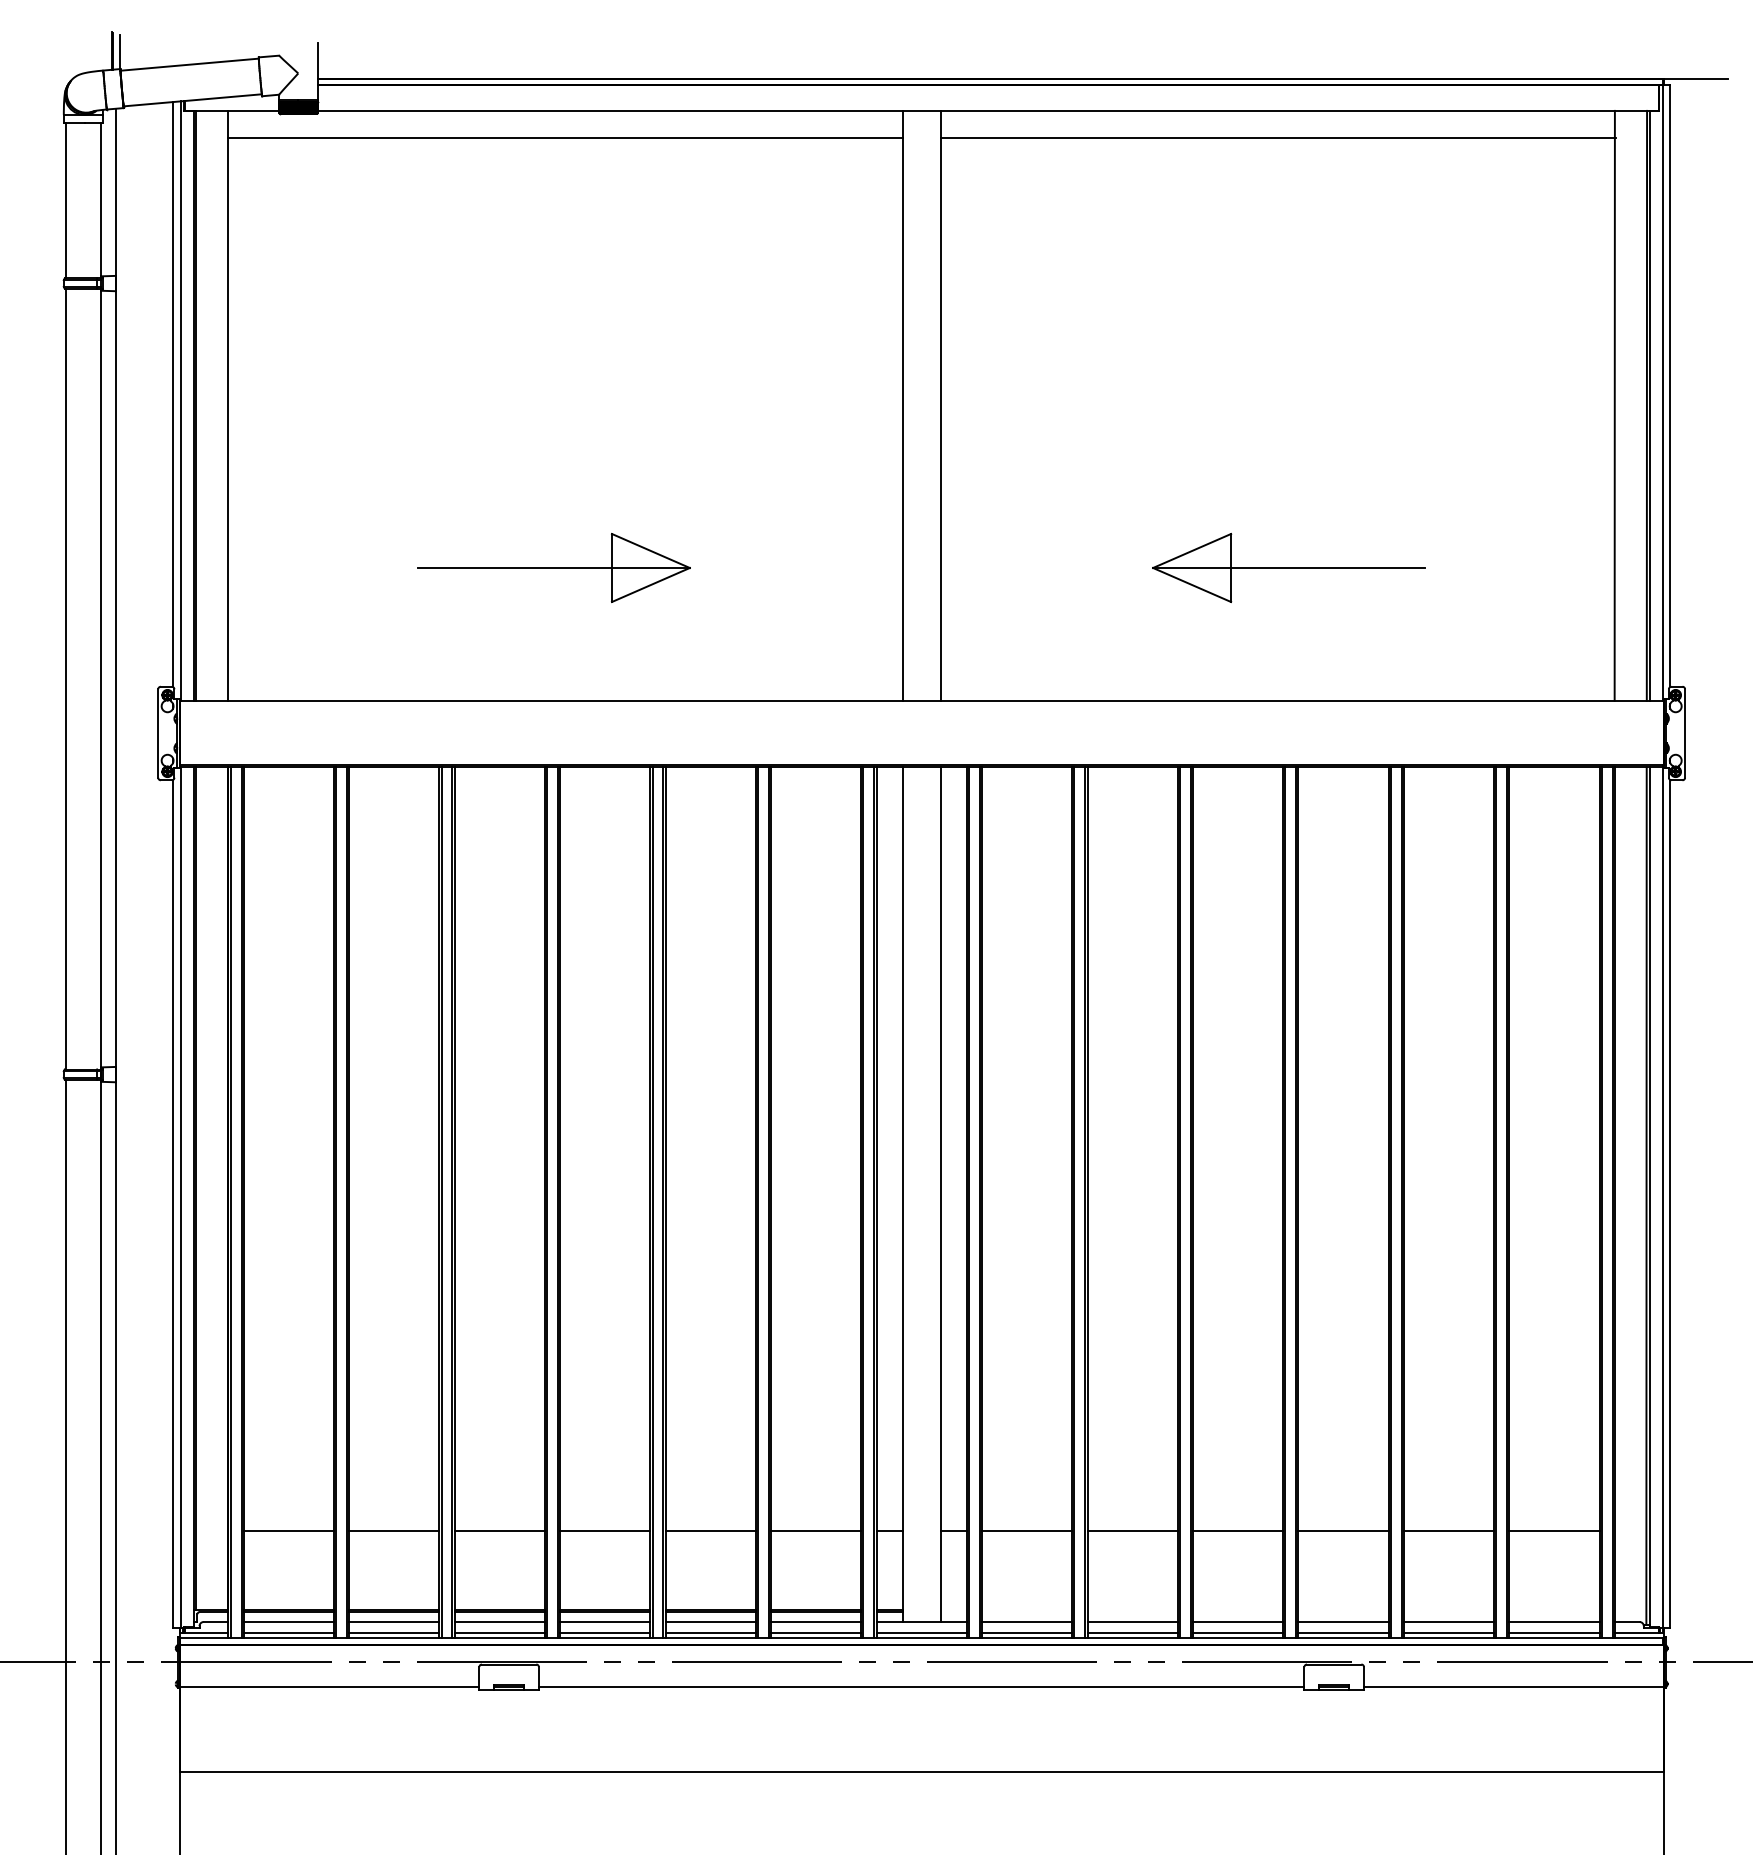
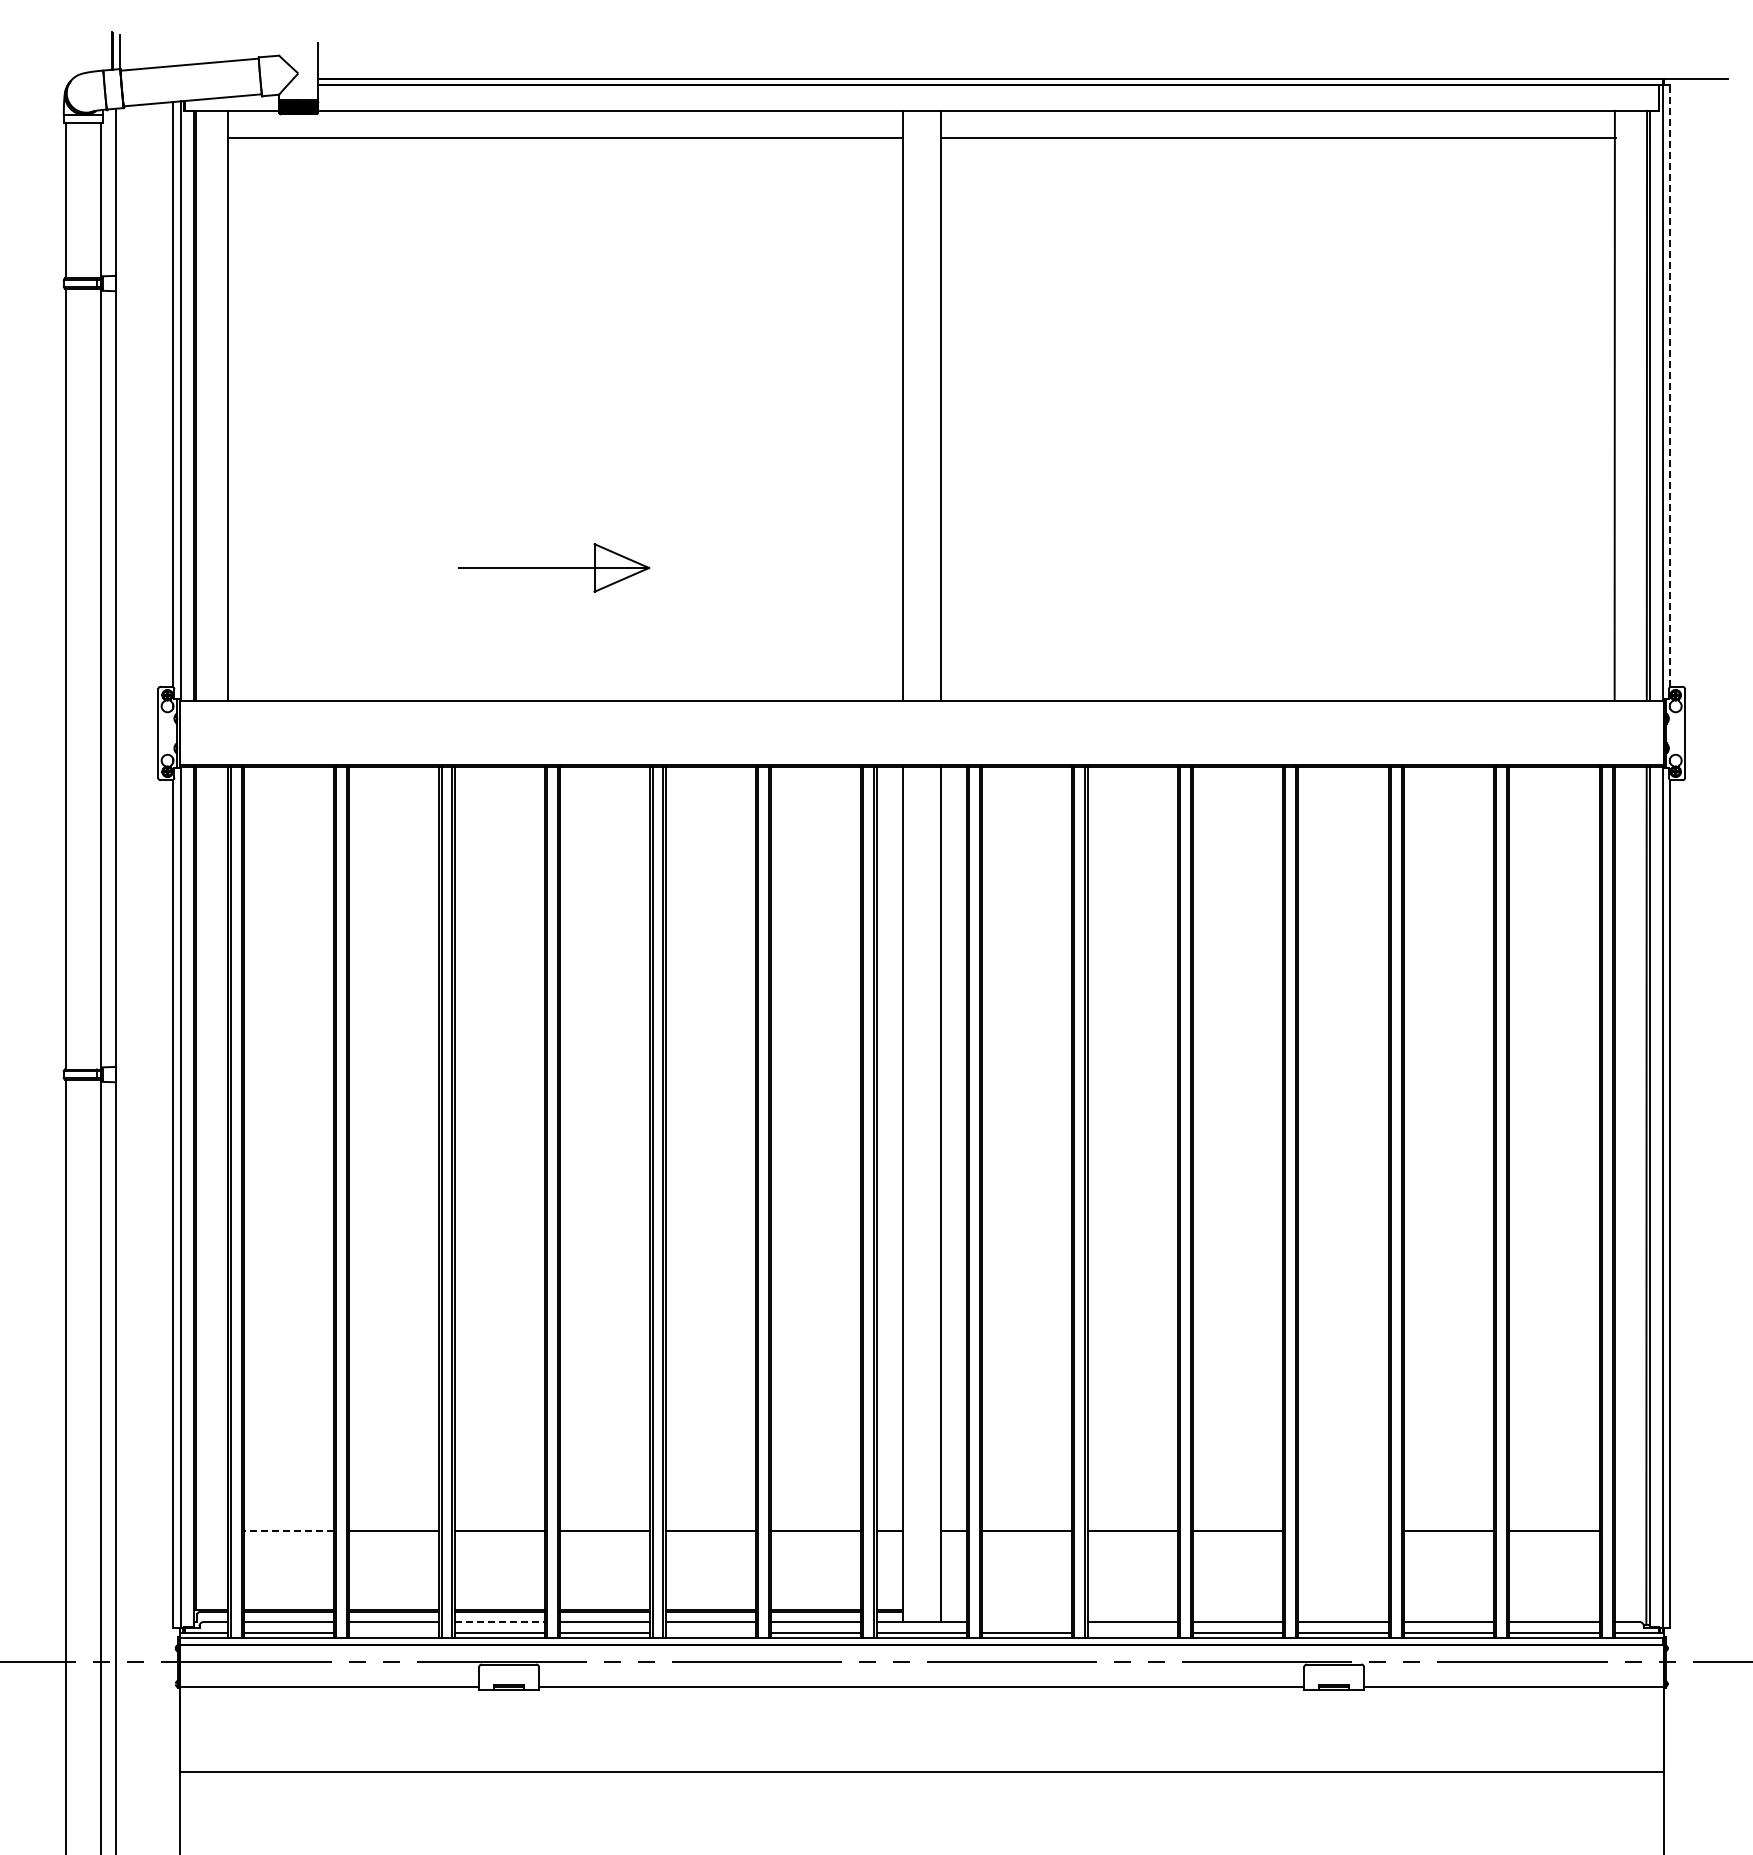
line: solid -> dashed (1670, 386)
part size: 274x70 px -> 193x50 px (554, 567)
part: present -> none (1288, 567)
line: solid -> dashed (288, 1531)
line: present -> none (1343, 1531)
line: solid -> dashed (500, 1621)
line: present -> none (1027, 1621)
line: present -> none (394, 1633)
line: present -> none (710, 1633)
line: present -> none (1132, 1633)
